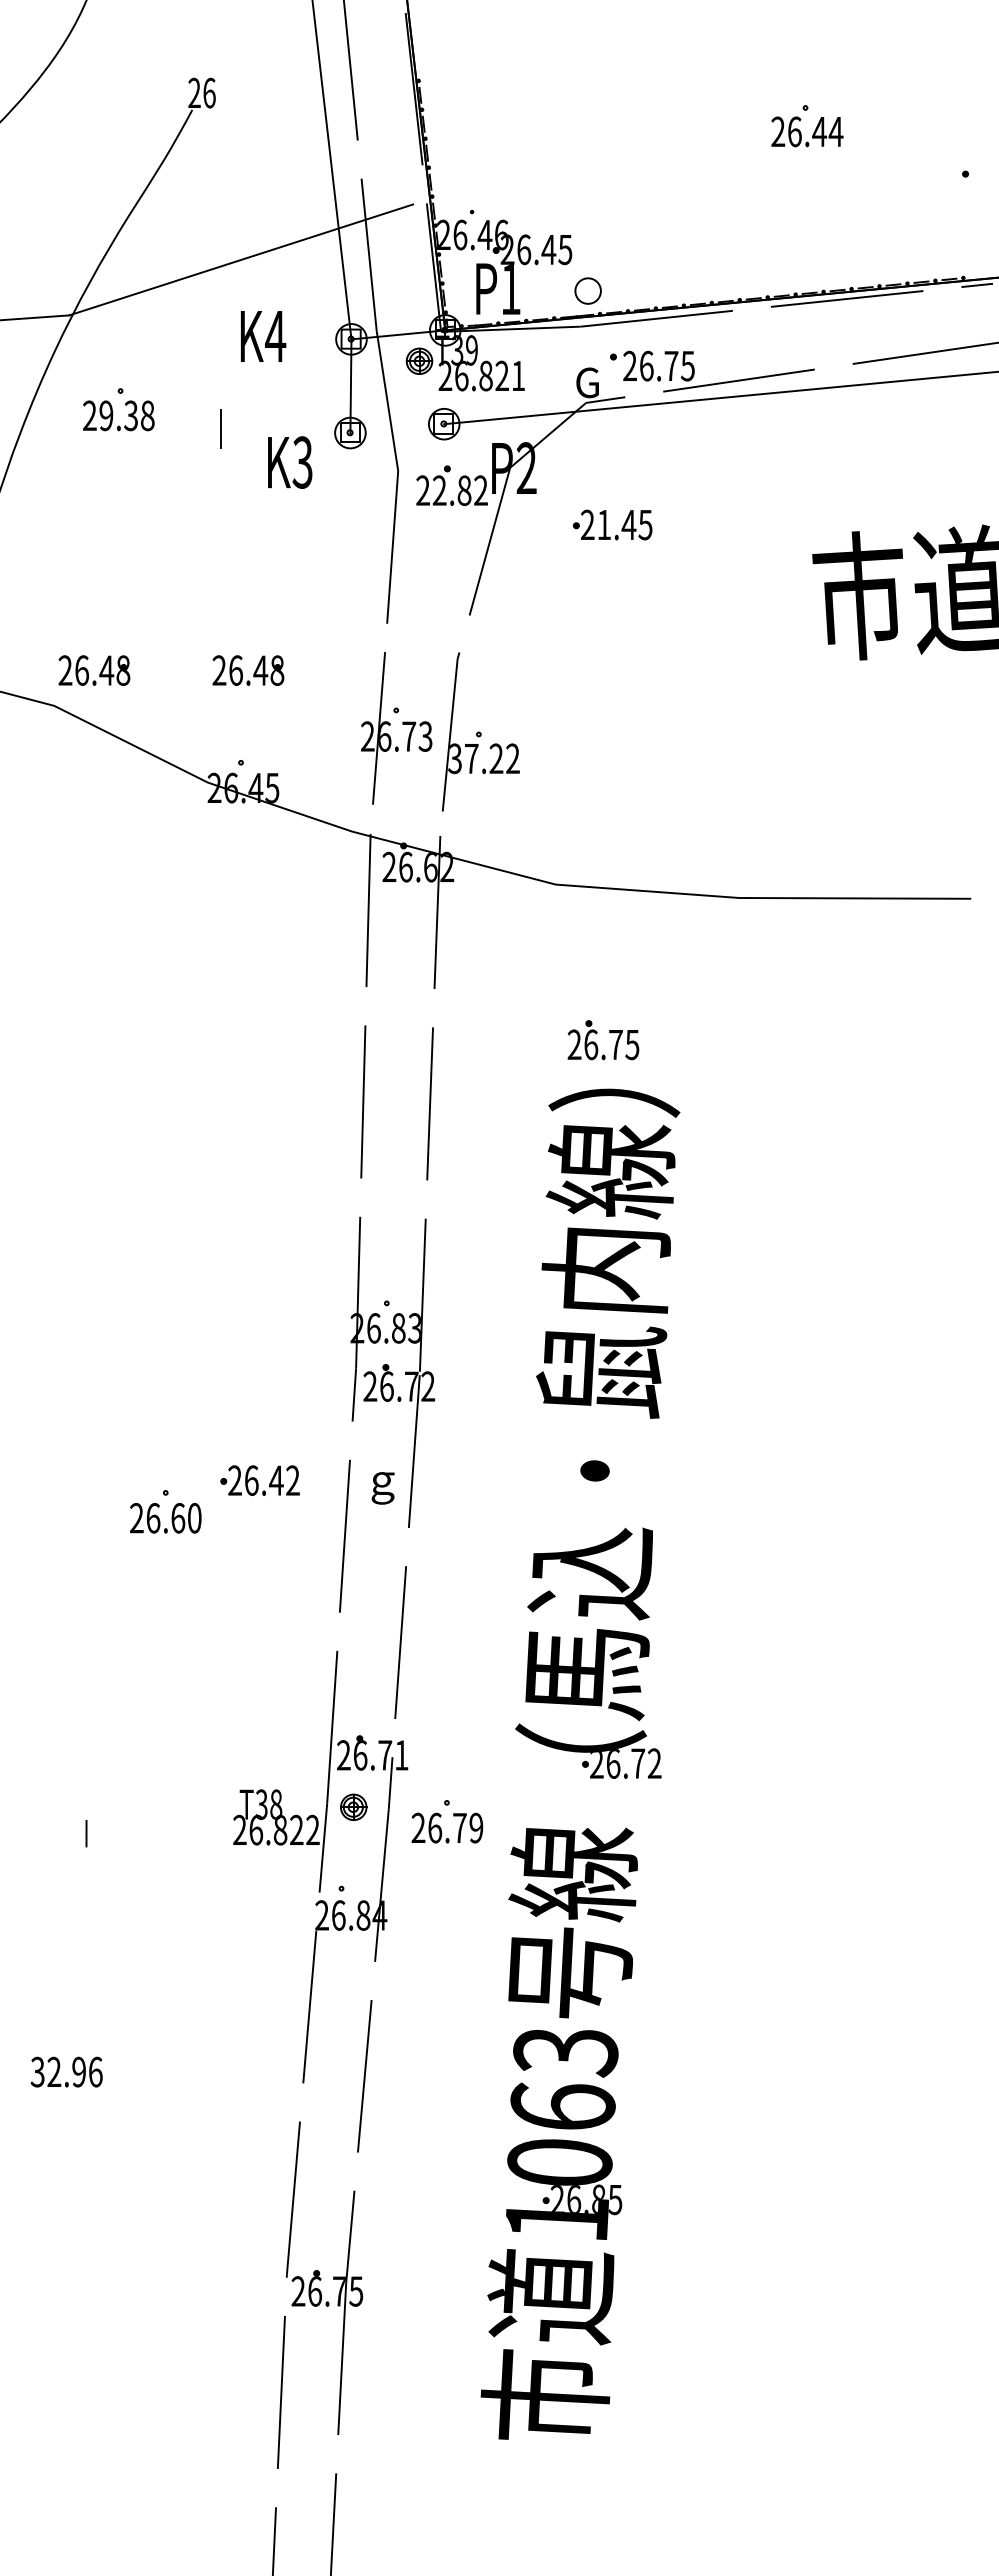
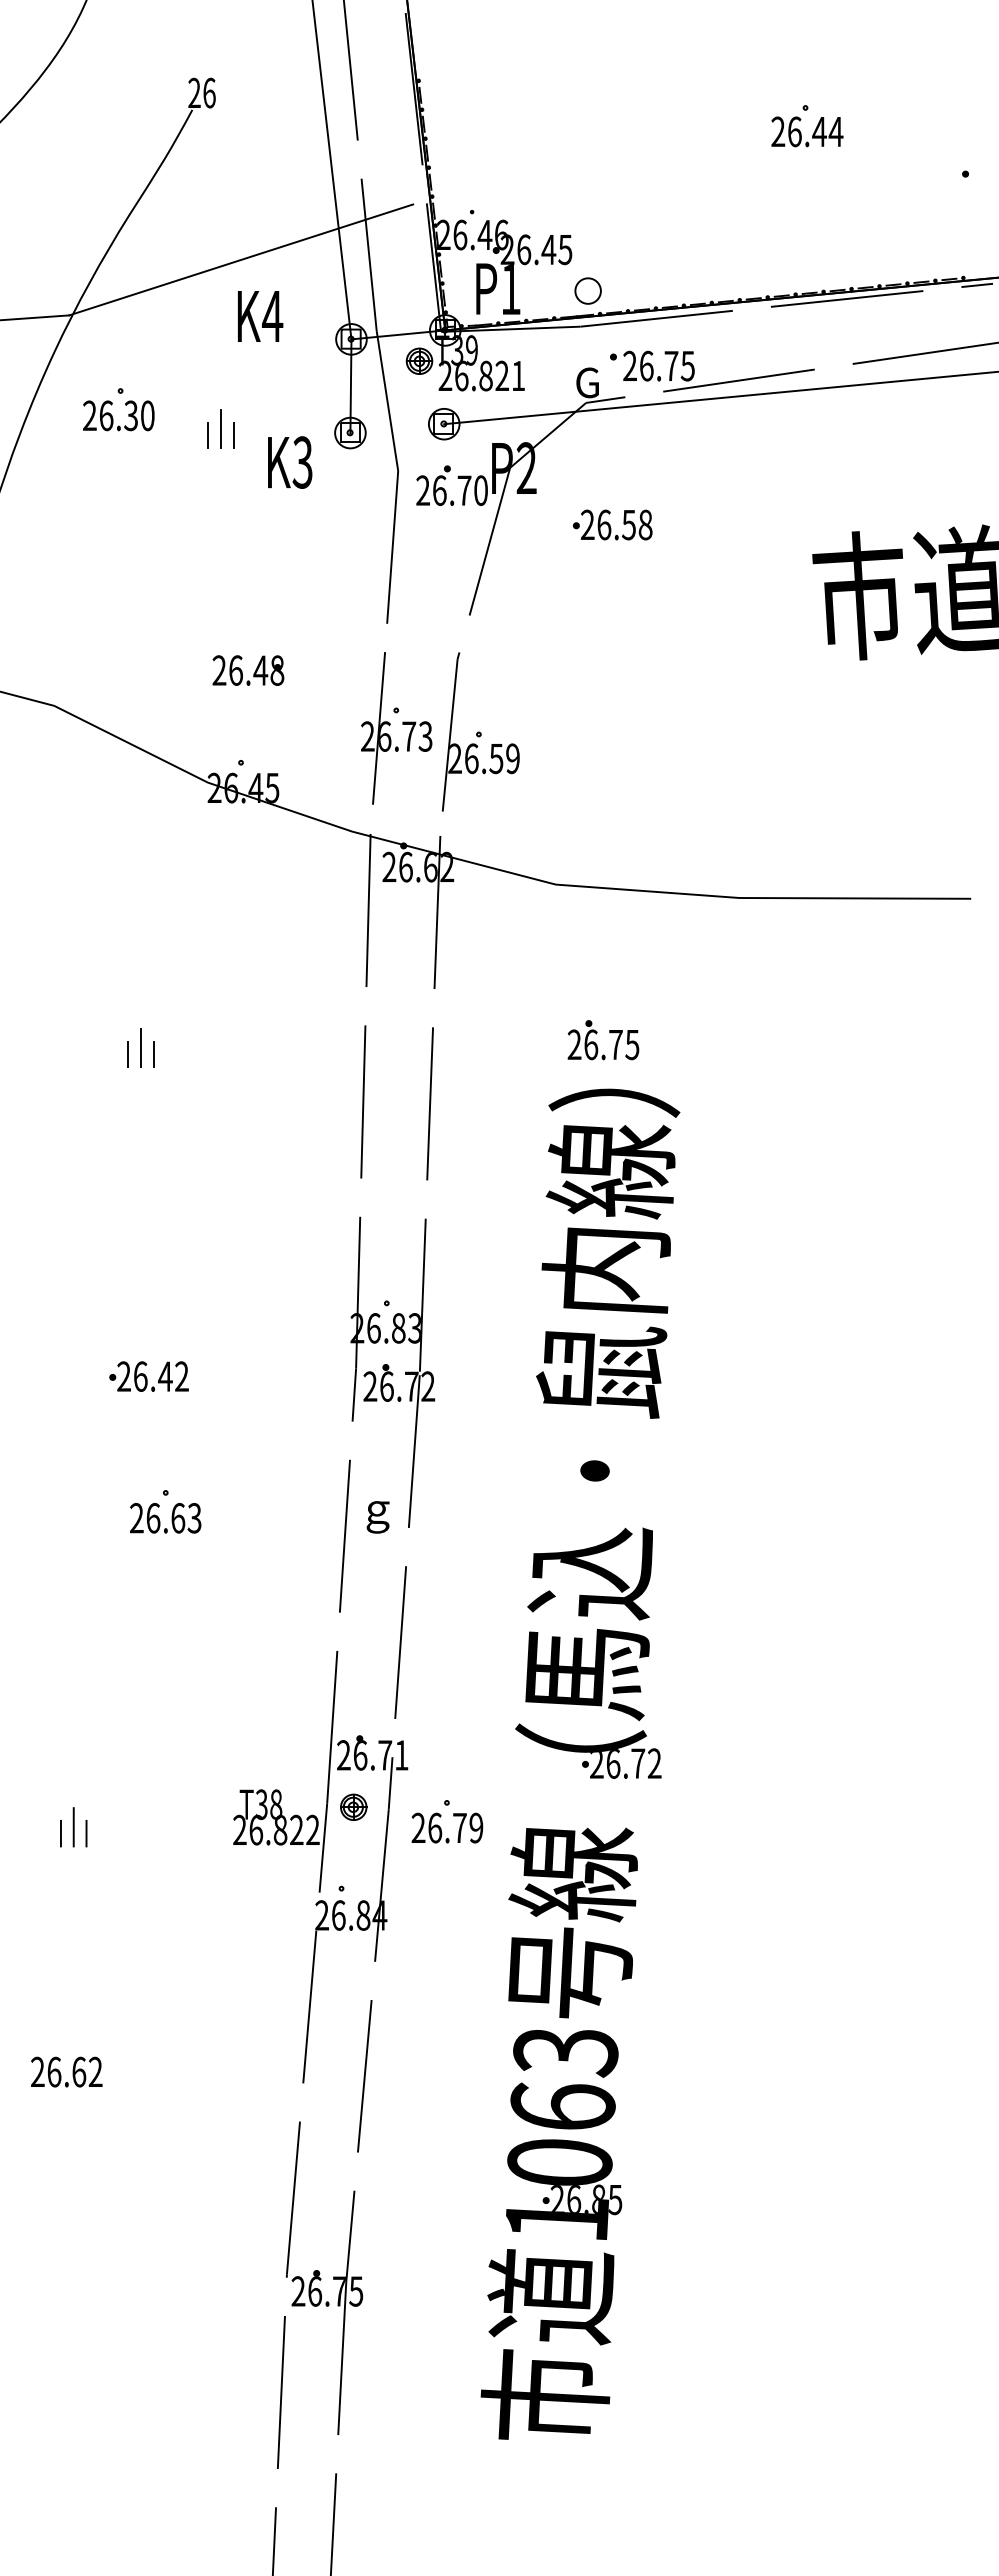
text position: (263, 336) -> (260, 316) (260, 316)
text: 29.38 -> 26.30 (126, 415)
line: none -> present (208, 435)
line: none -> present (233, 435)
text: 22.82 -> 26.70 (459, 490)
text: 21.45 -> 26.58 (624, 524)
part: present -> none (94, 670)
text: 37.22 -> 26.59 (483, 758)
line: none -> present (141, 1047)
line: none -> present (128, 1054)
line: none -> present (153, 1054)
part position: (259, 1480) -> (148, 1376) (148, 1376)
text position: (382, 1488) -> (377, 1517) (377, 1517)
text: 26.60 -> 26.63 (194, 1518)
line: none -> present (73, 1827)
line: none -> present (60, 1833)
text: 32.96 -> 26.62 (66, 2071)
